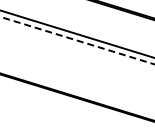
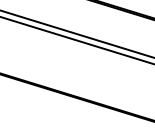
line: dashed -> solid (77, 40)
